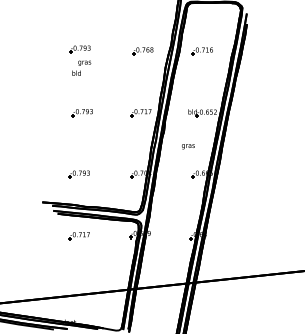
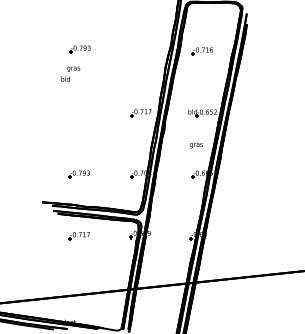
part: present -> none (142, 51)
text position: (81, 67) -> (70, 73) (70, 73)
part: present -> none (81, 113)
text position: (188, 146) -> (196, 145) (196, 145)
